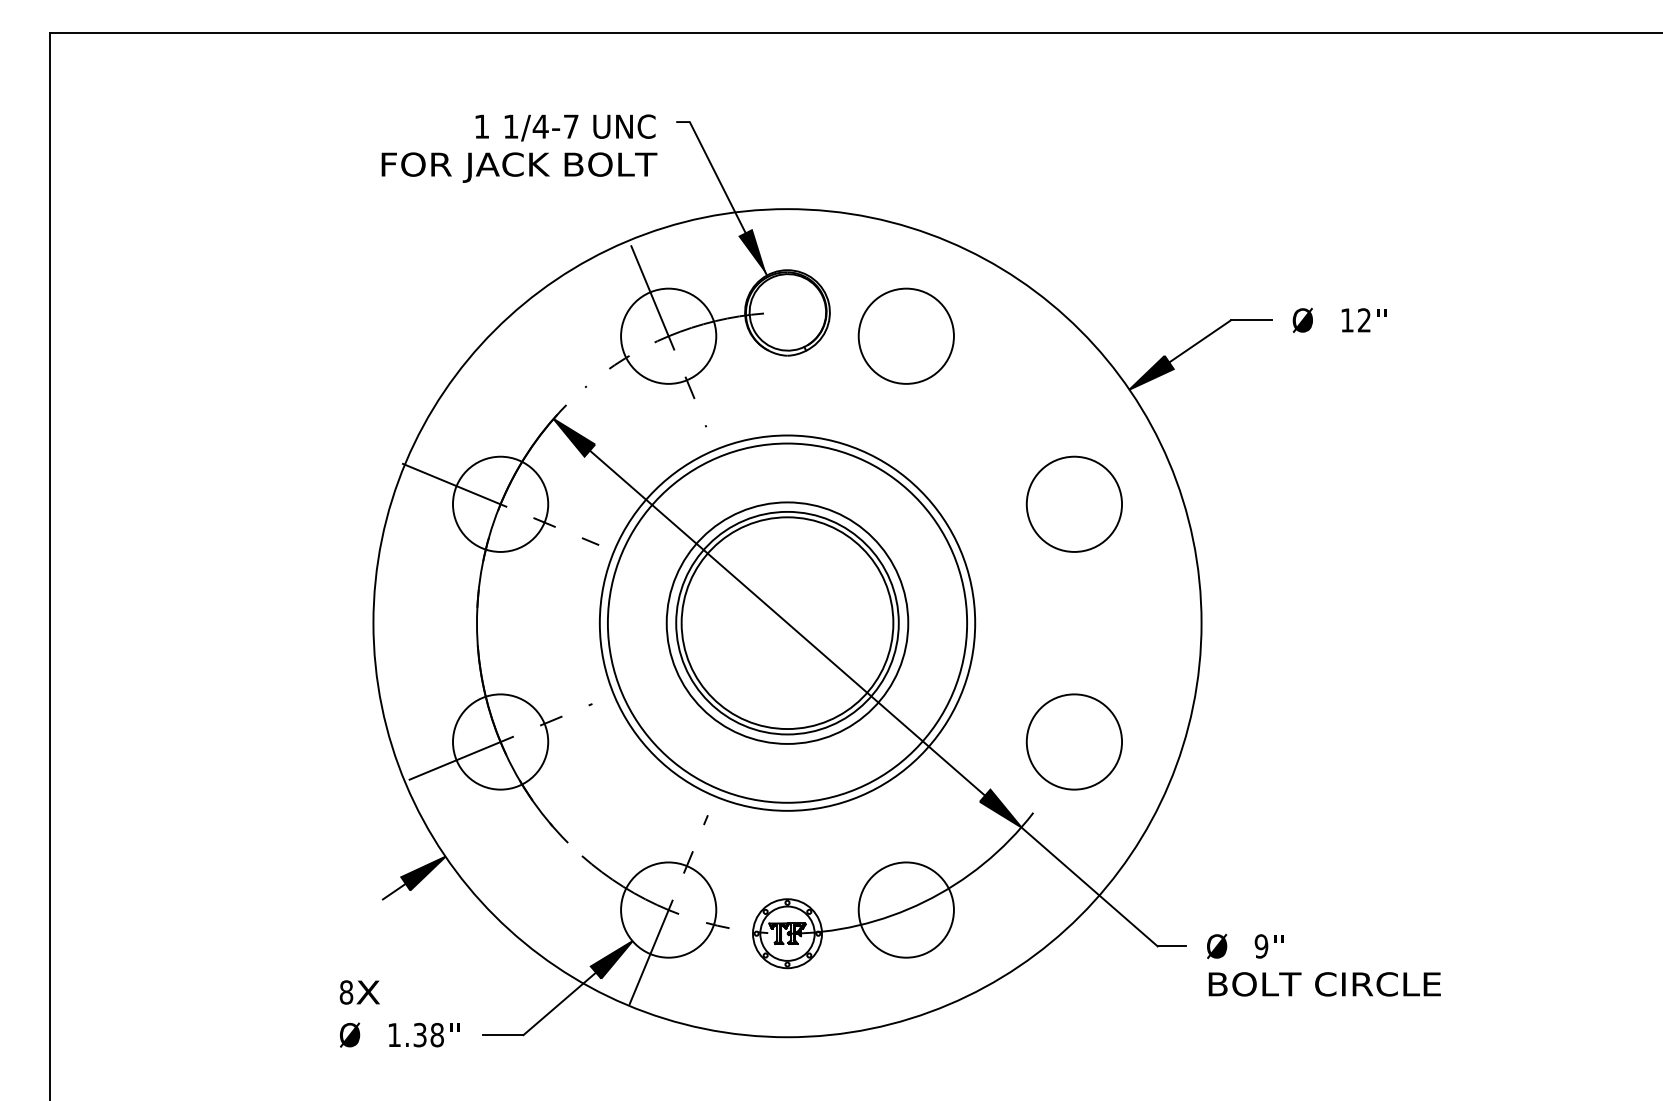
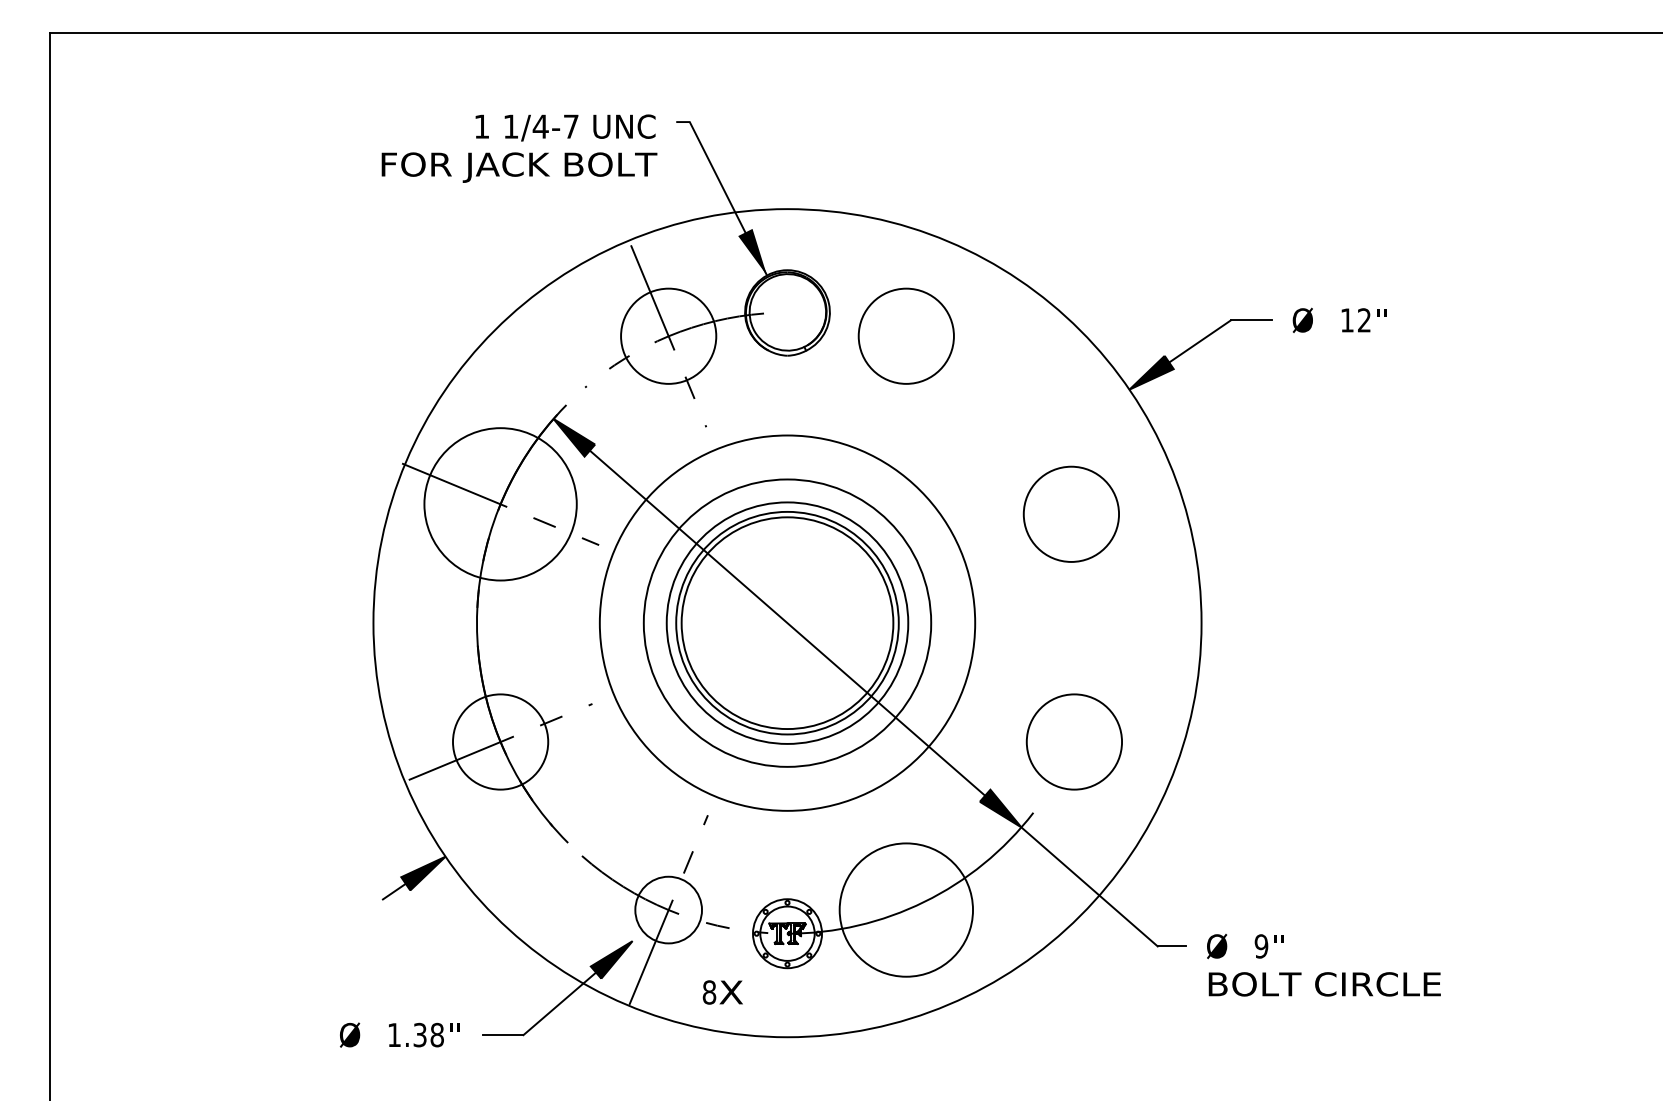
circle diameter: 95 px -> 152 px (500, 504)
circle position: (1073, 503) -> (1070, 513) (1070, 513)
circle diameter: 359 px -> 287 px (787, 622)
circle diameter: 95 px -> 67 px (668, 909)
circle diameter: 95 px -> 133 px (906, 909)
text position: (359, 992) -> (722, 992) (722, 992)
